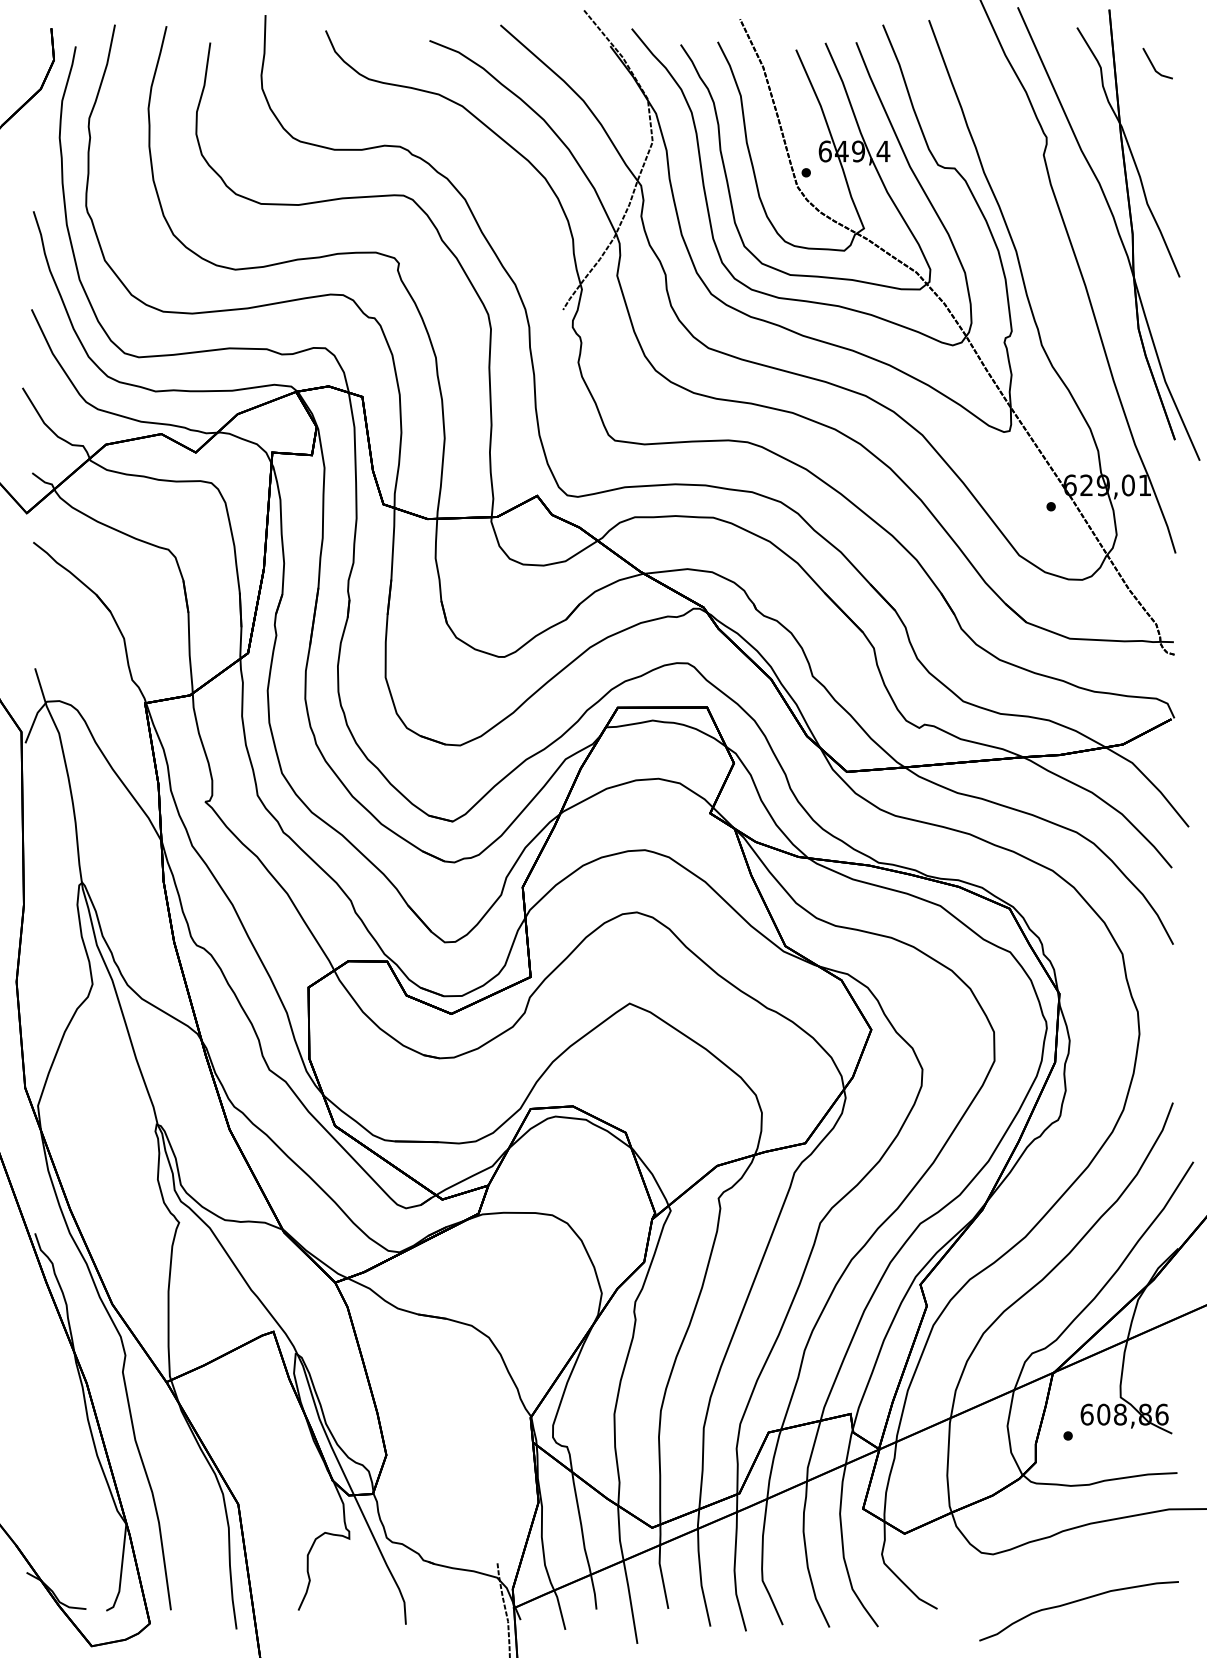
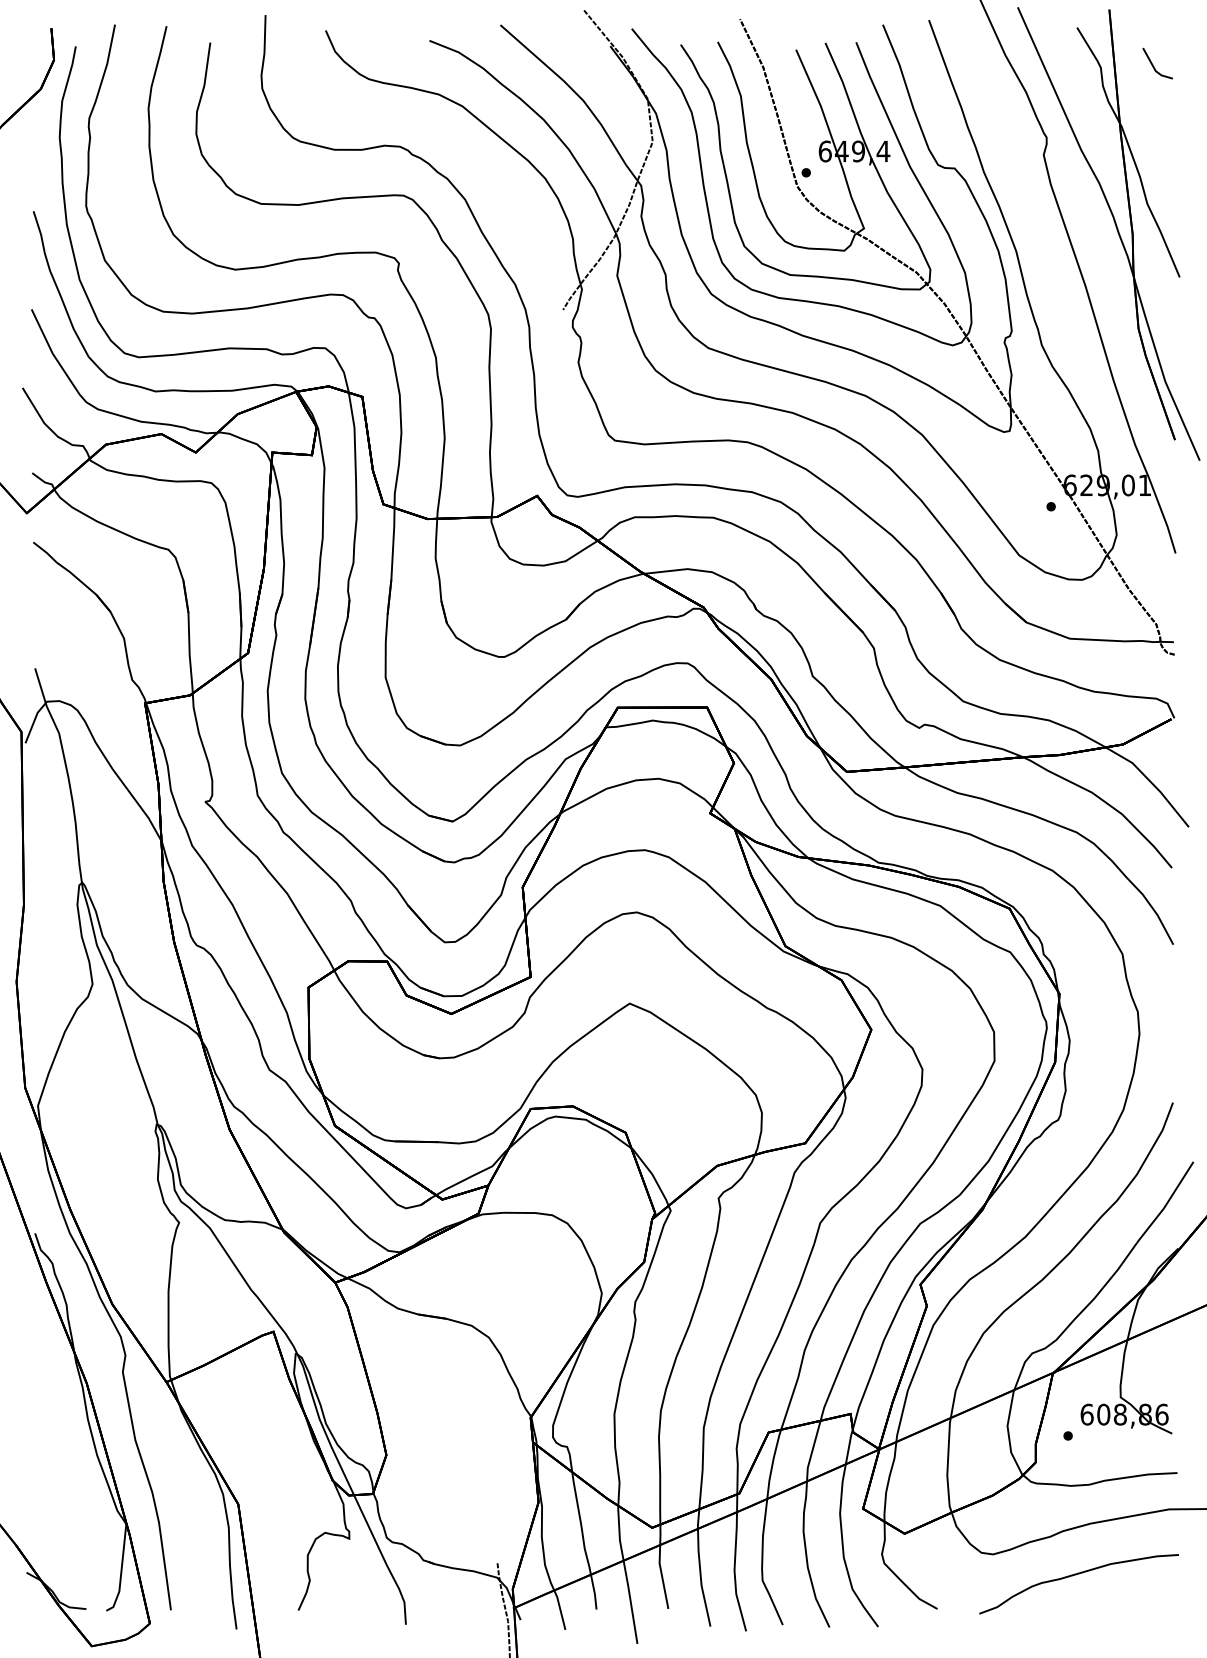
curve position: (1076, 1602) -> (1076, 1575) (1076, 1575)
